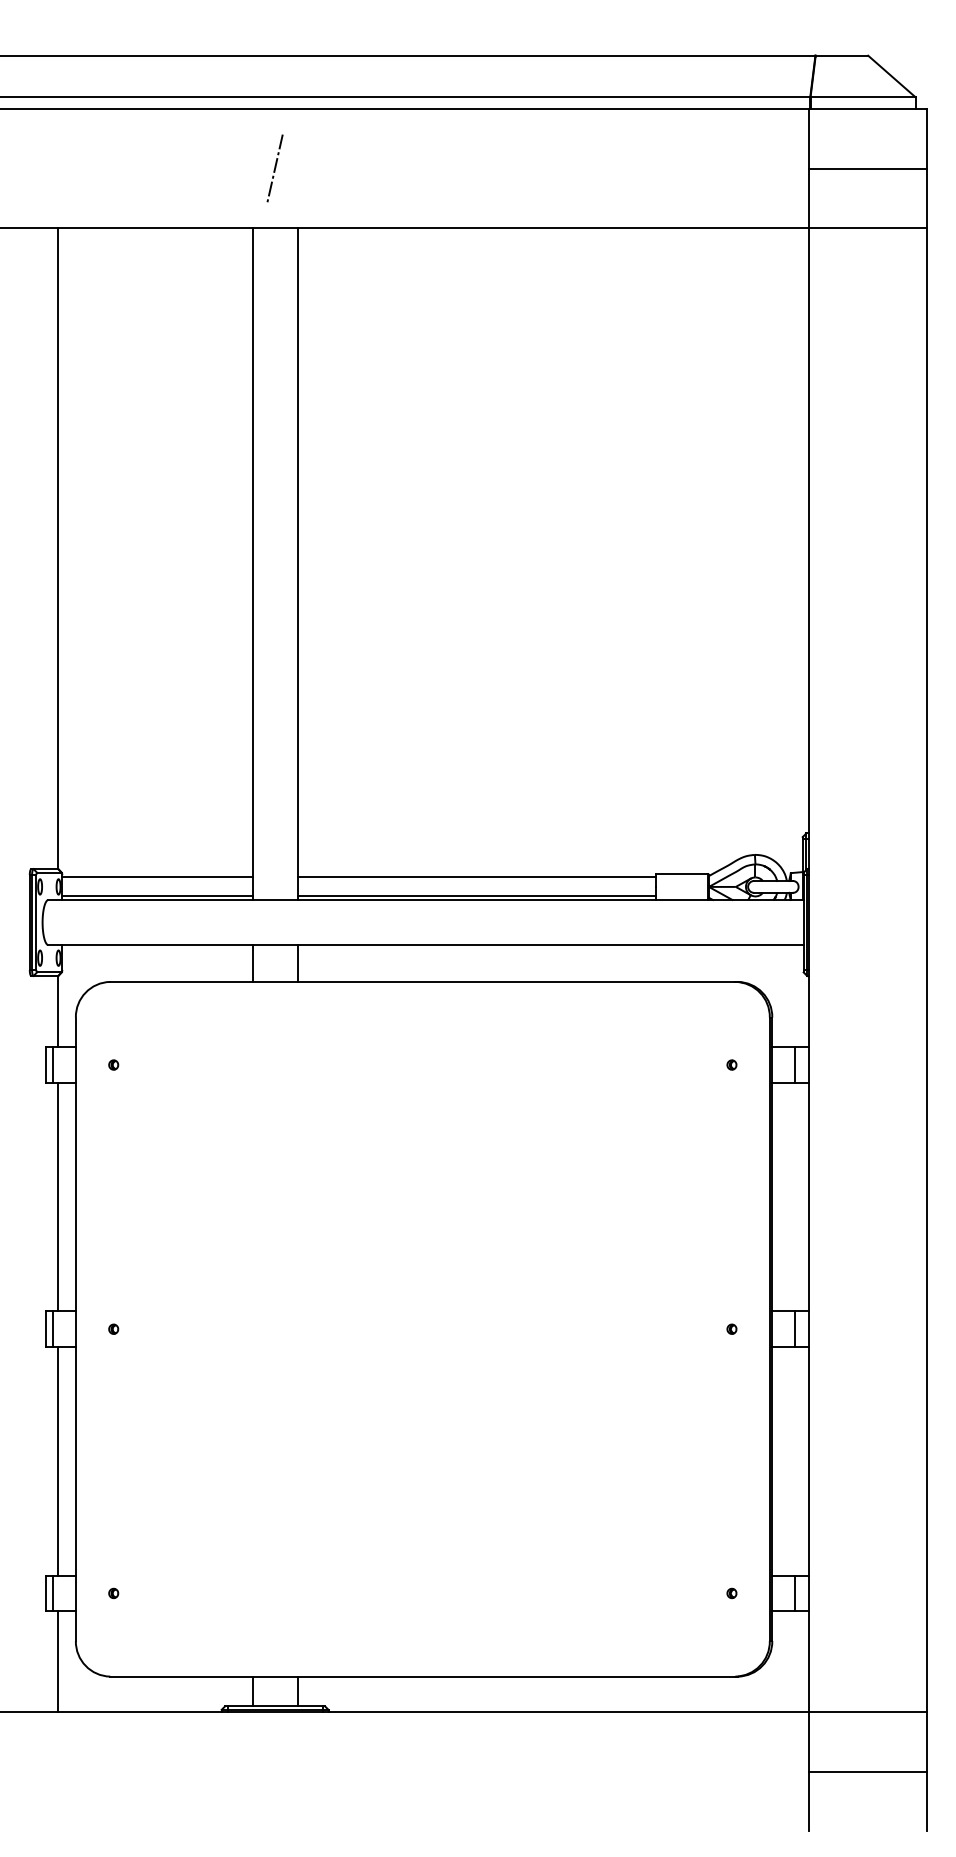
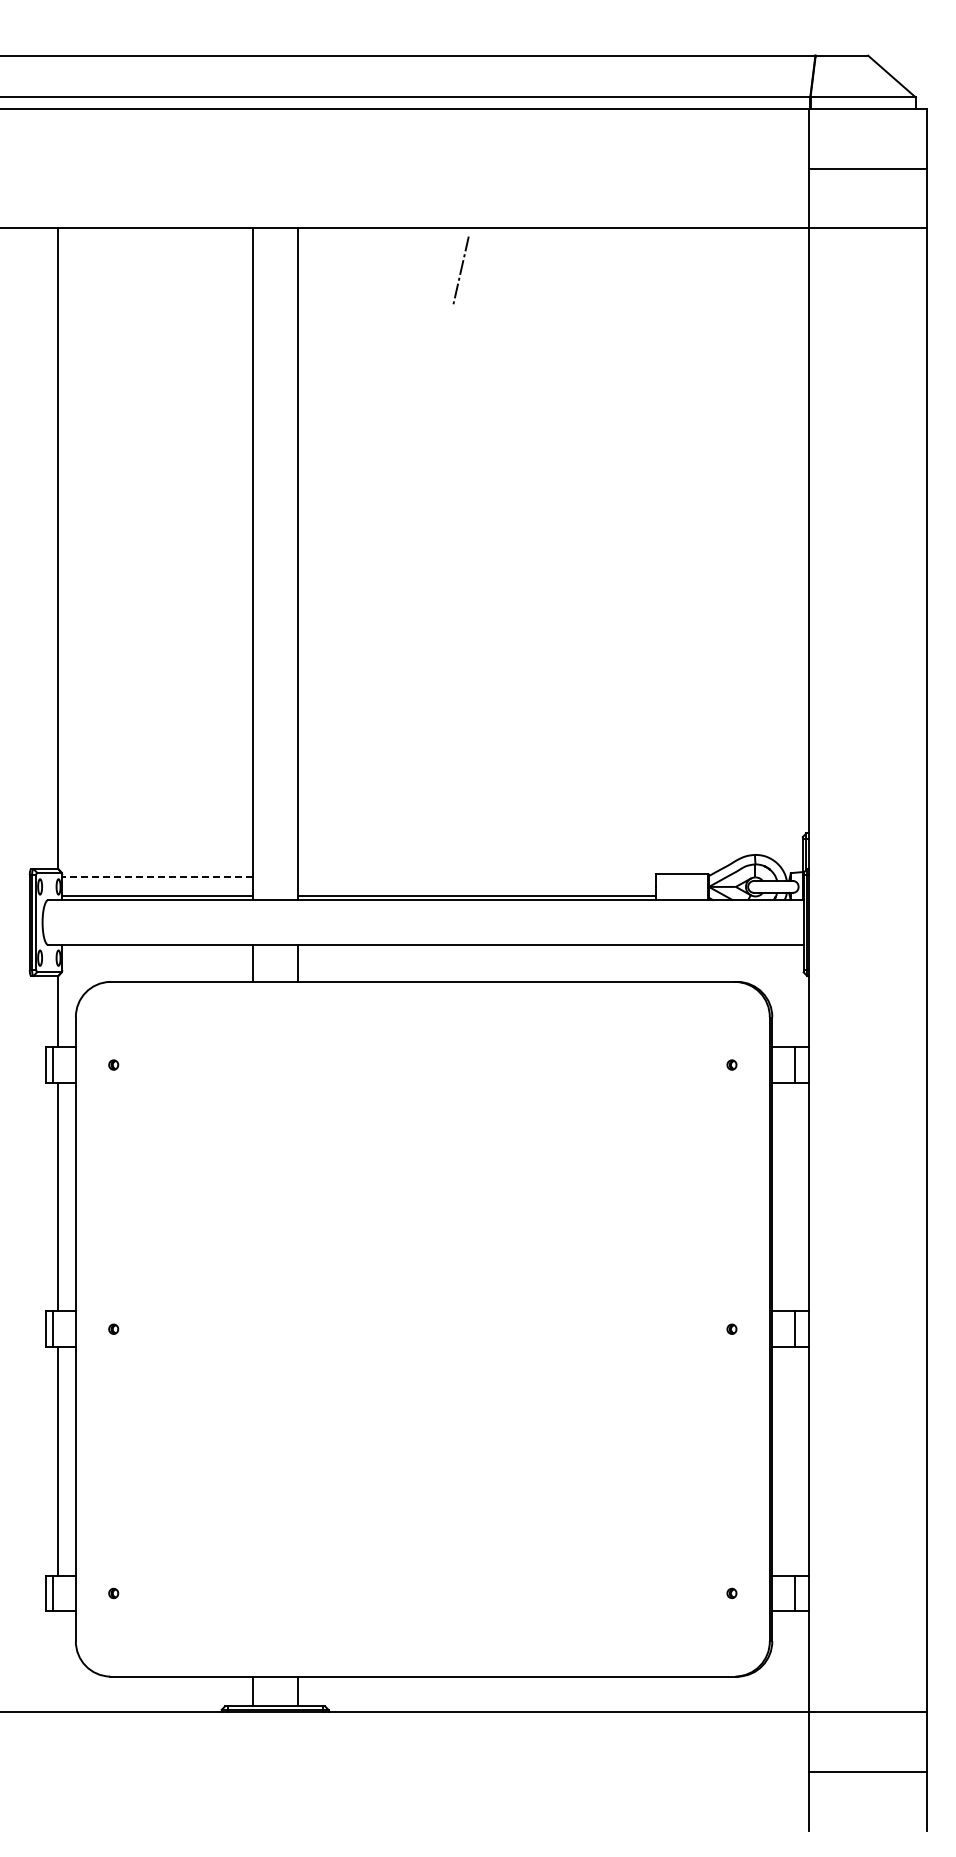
line position: (274, 168) -> (460, 270) (460, 270)
line: solid -> dashed (156, 877)
line: present -> none (476, 877)
line: present -> none (58, 1661)
